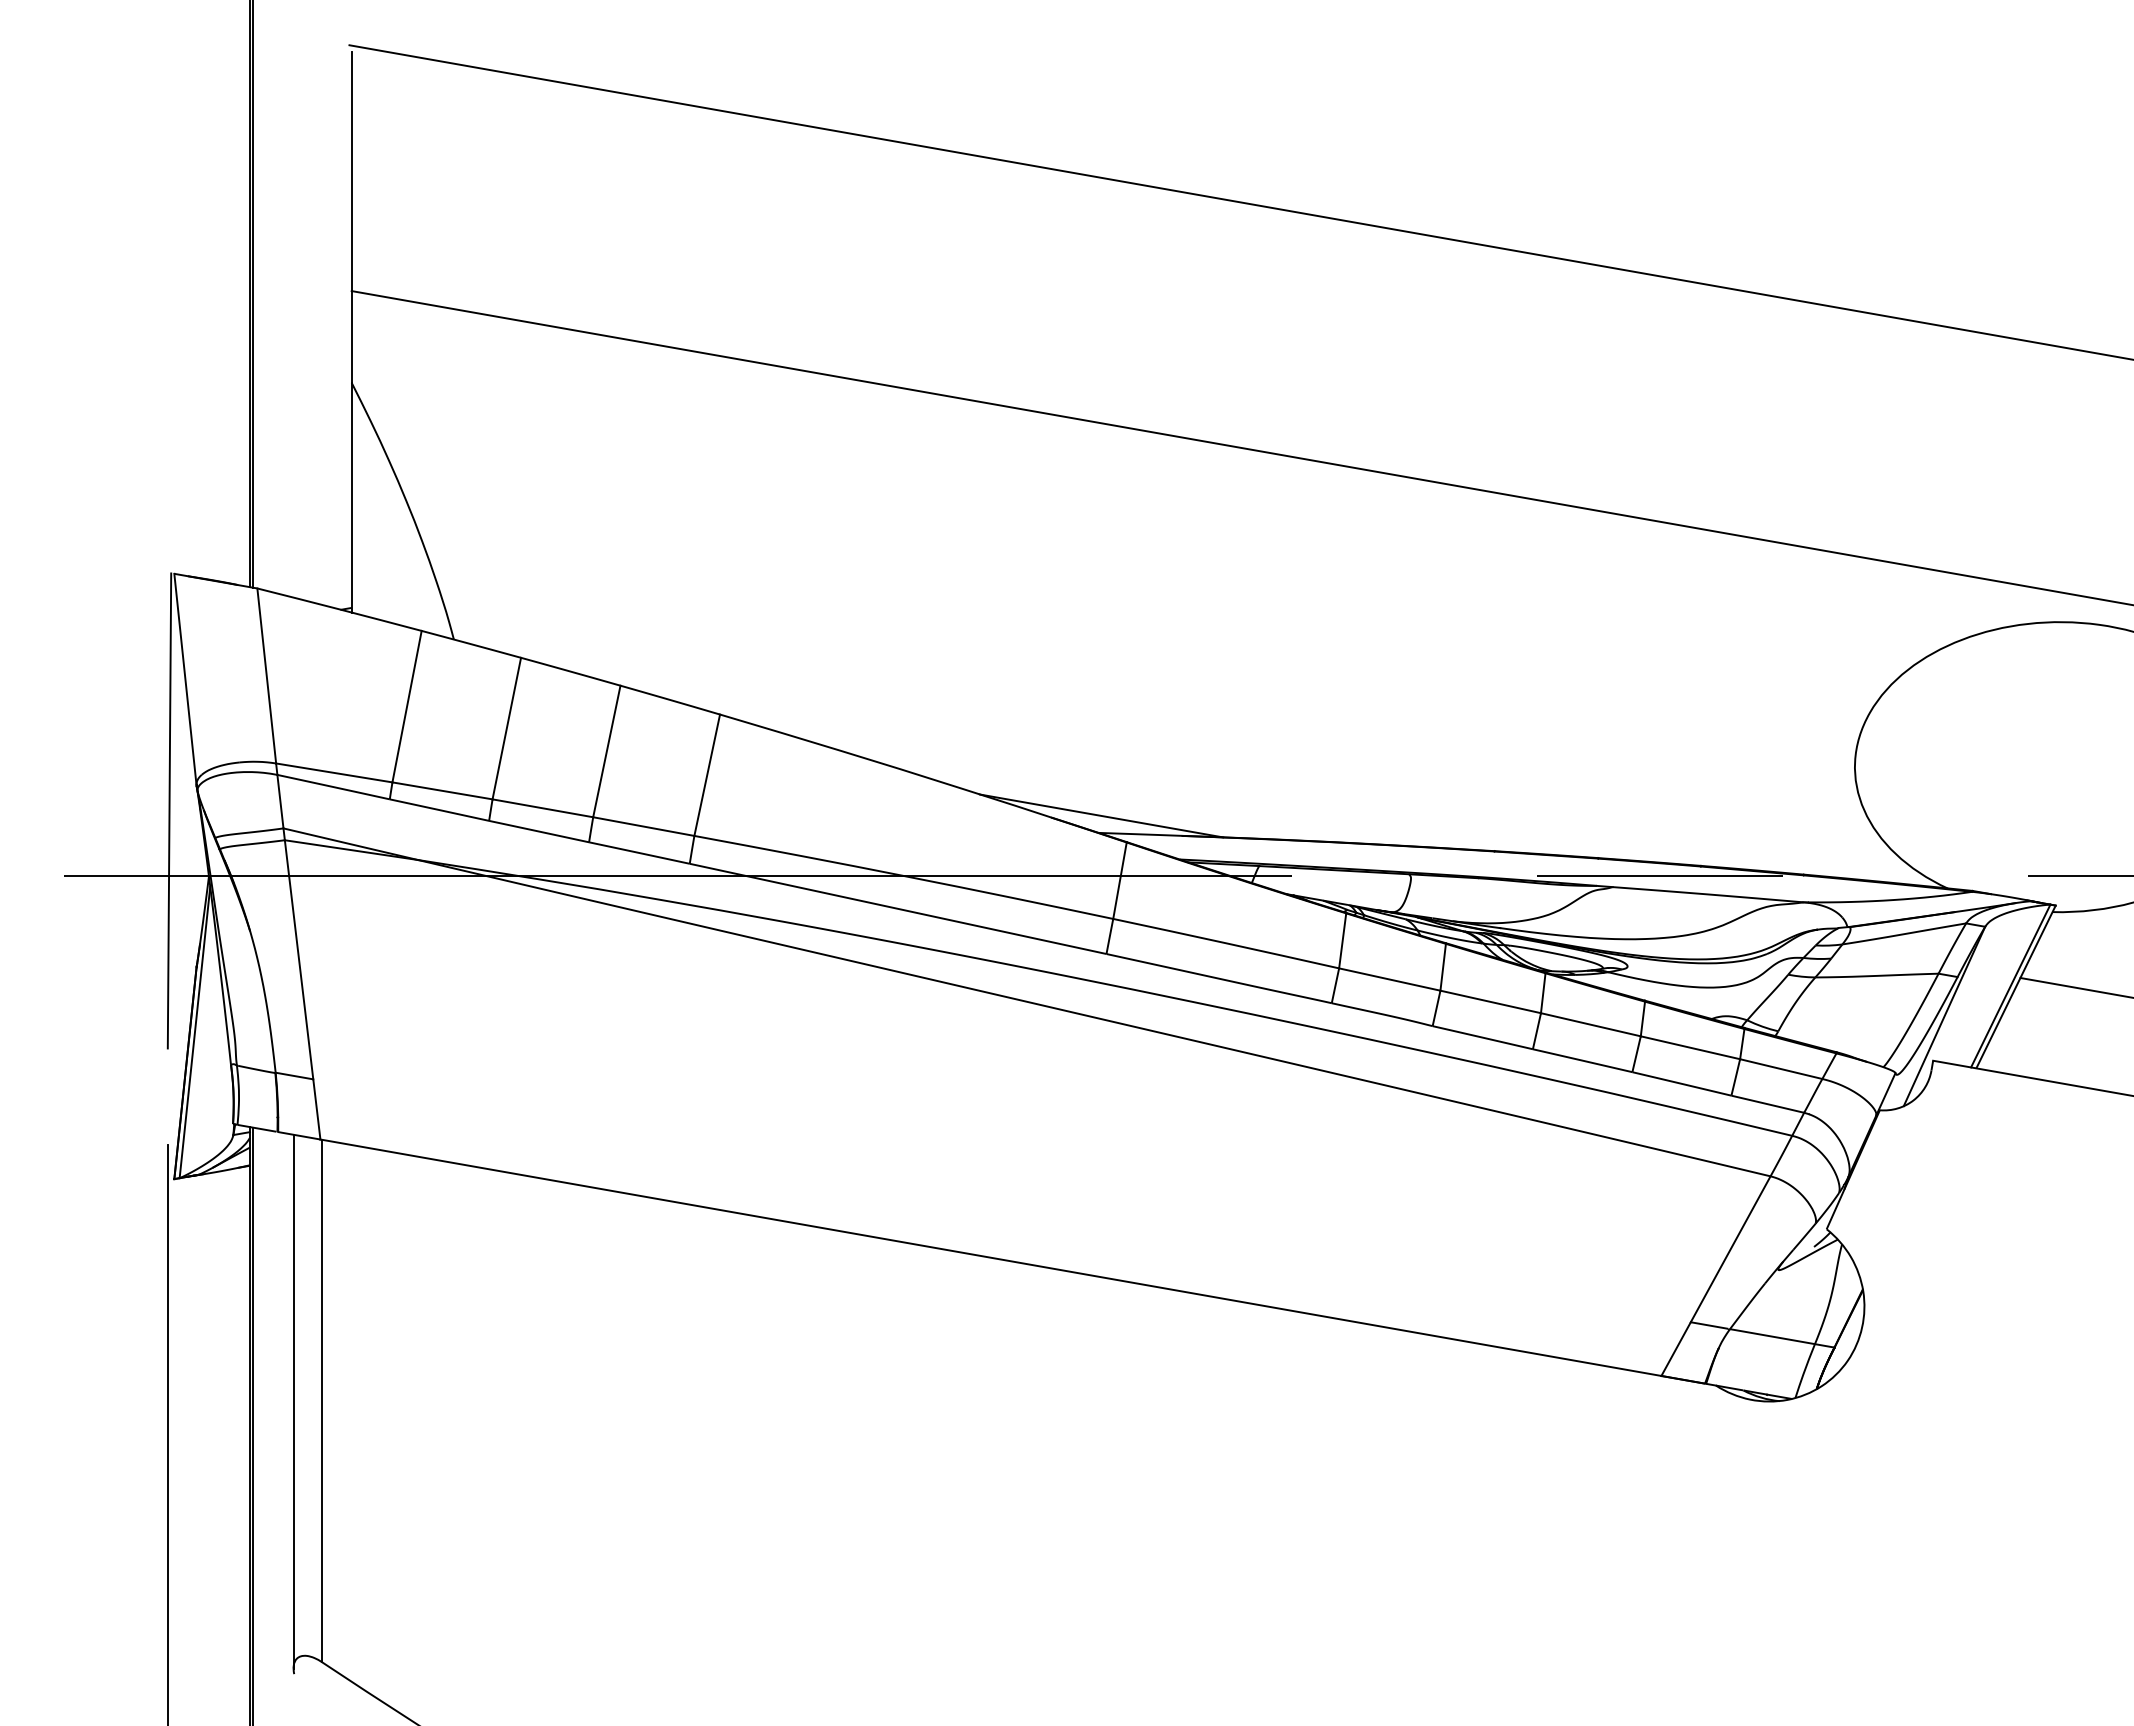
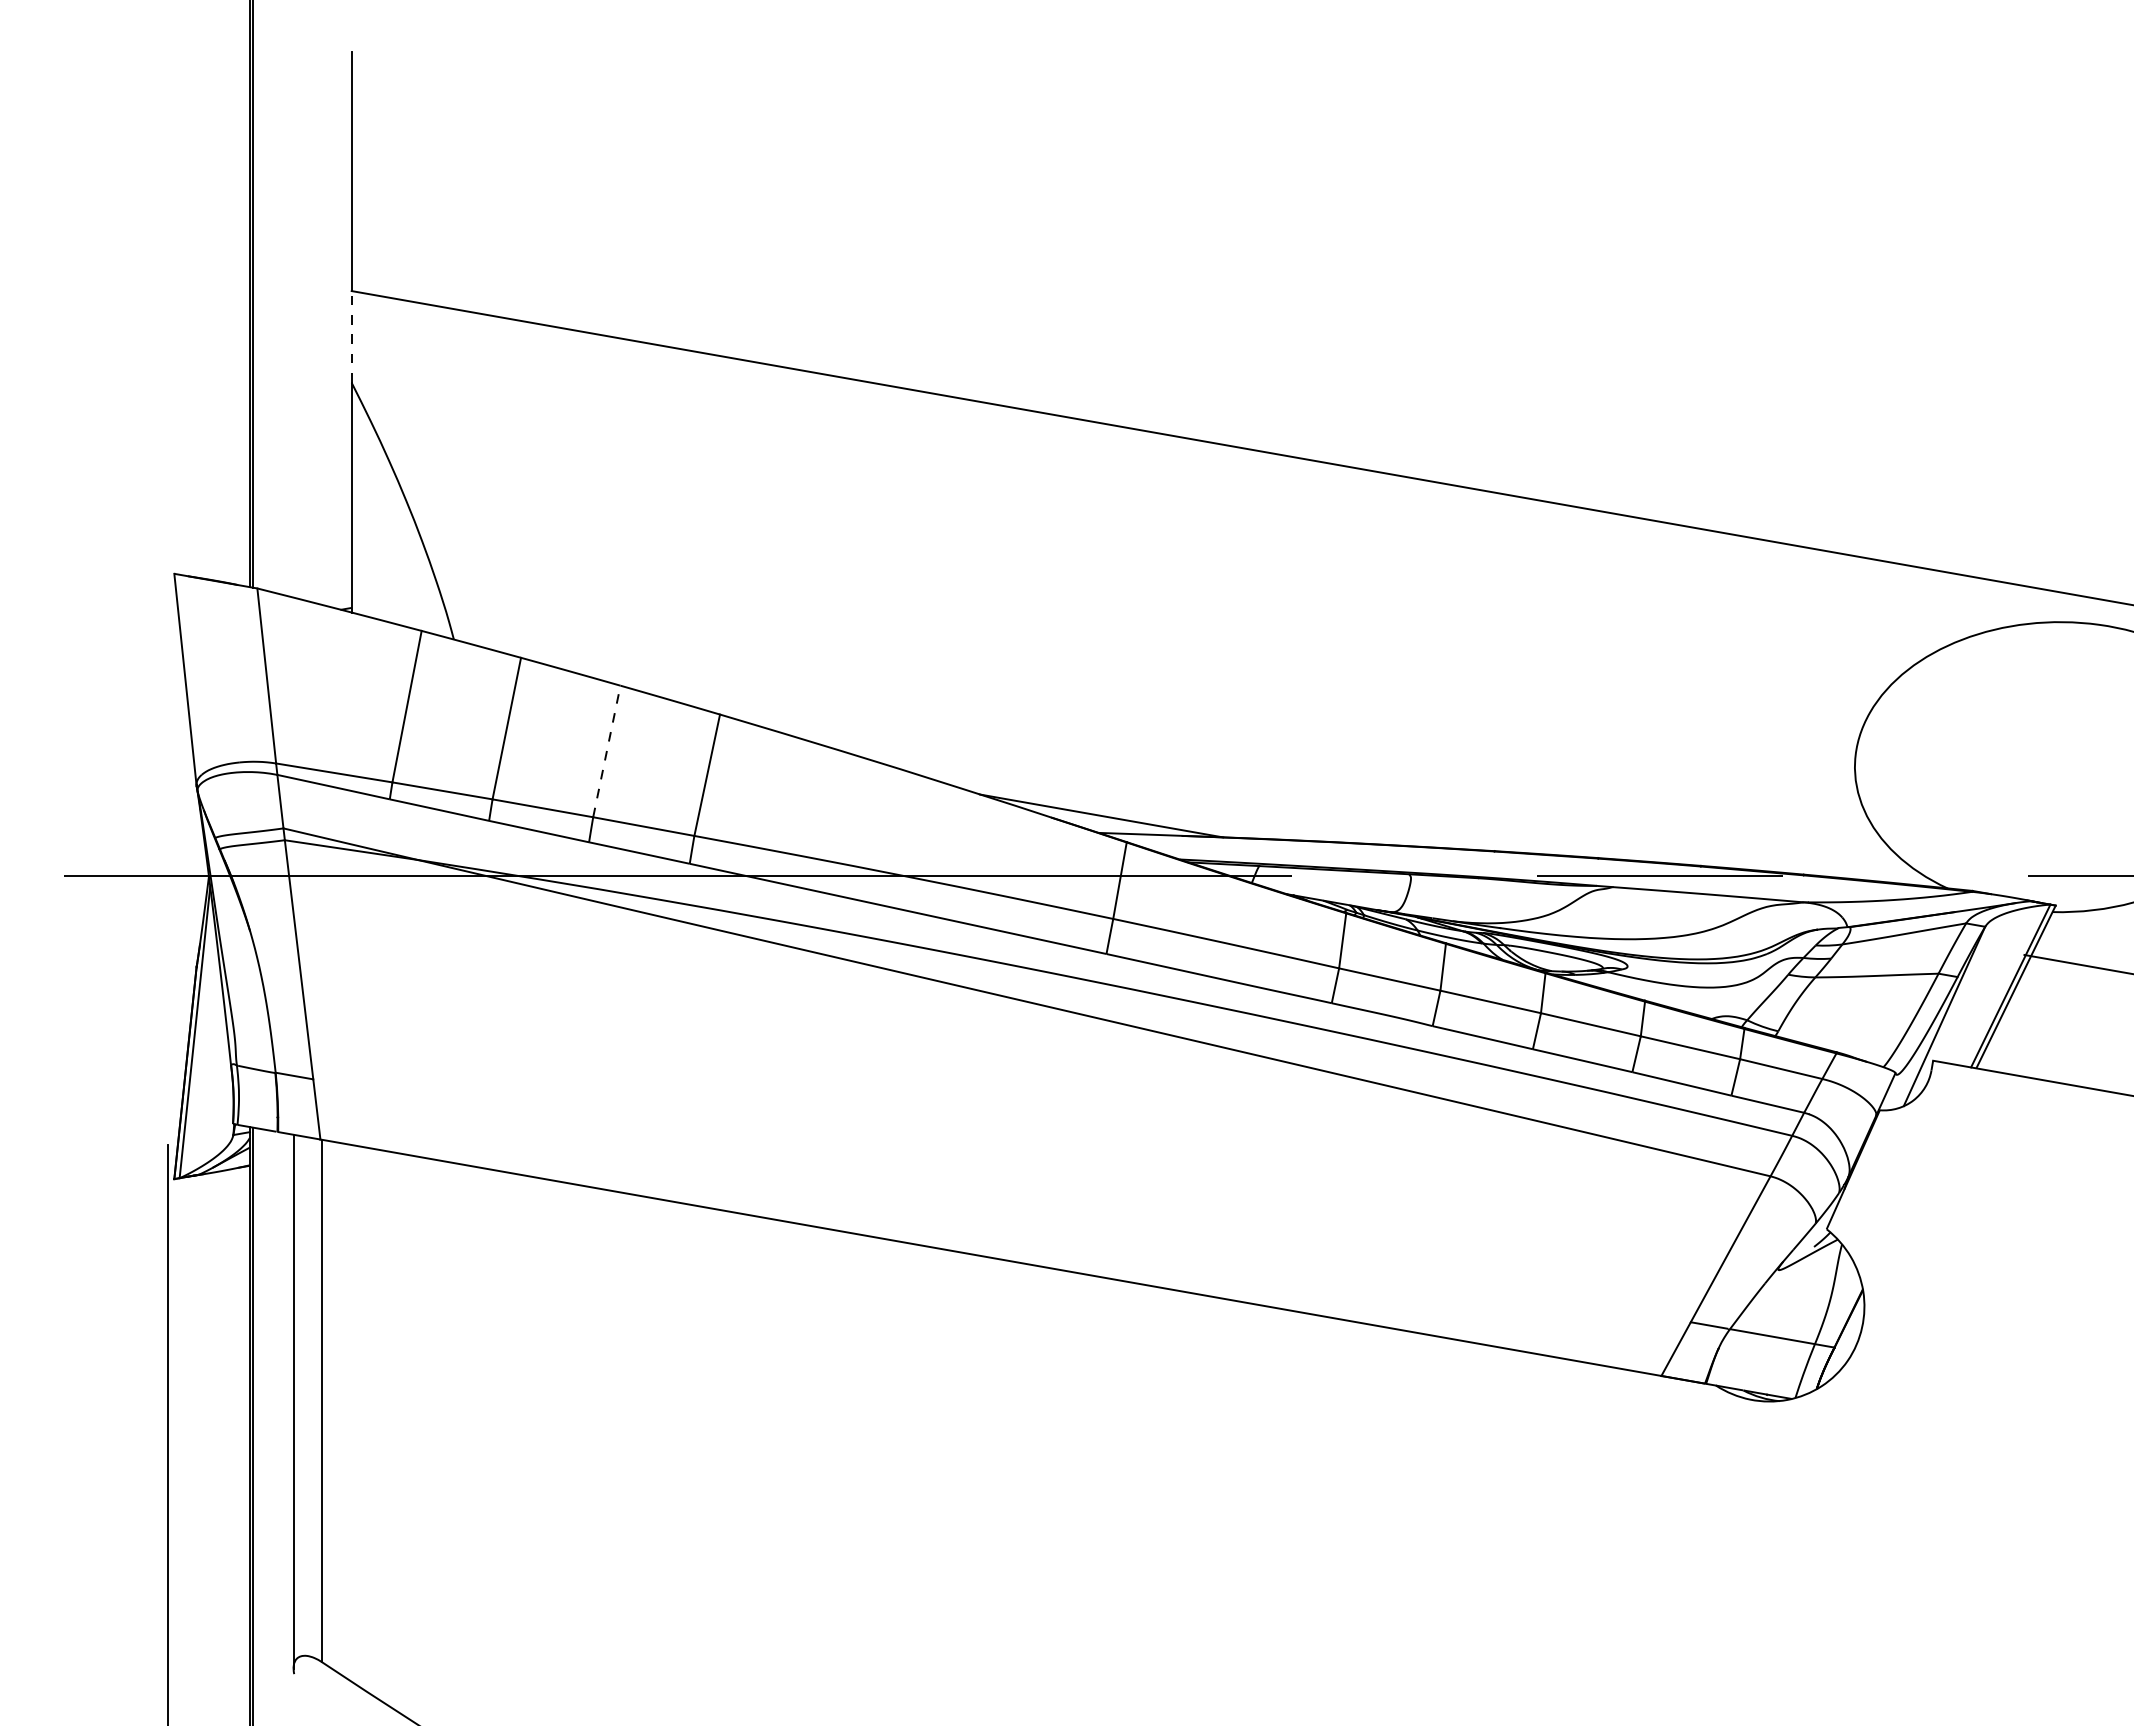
line: present -> none (1239, 202)
line: solid -> dashed (351, 336)
line: solid -> dashed (606, 750)
line: present -> none (169, 810)
line position: (2075, 987) -> (2077, 963) (2077, 963)
